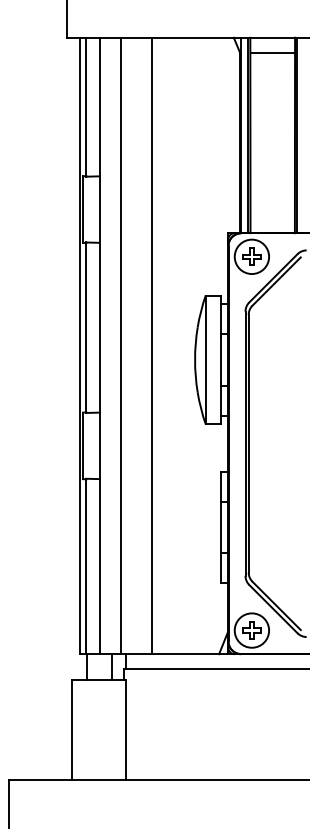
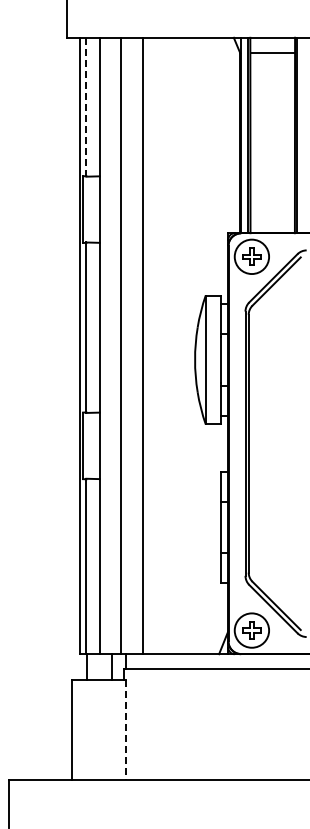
line: solid -> dashed (86, 106)
line position: (151, 345) -> (142, 345) (142, 345)
line: solid -> dashed (126, 730)
